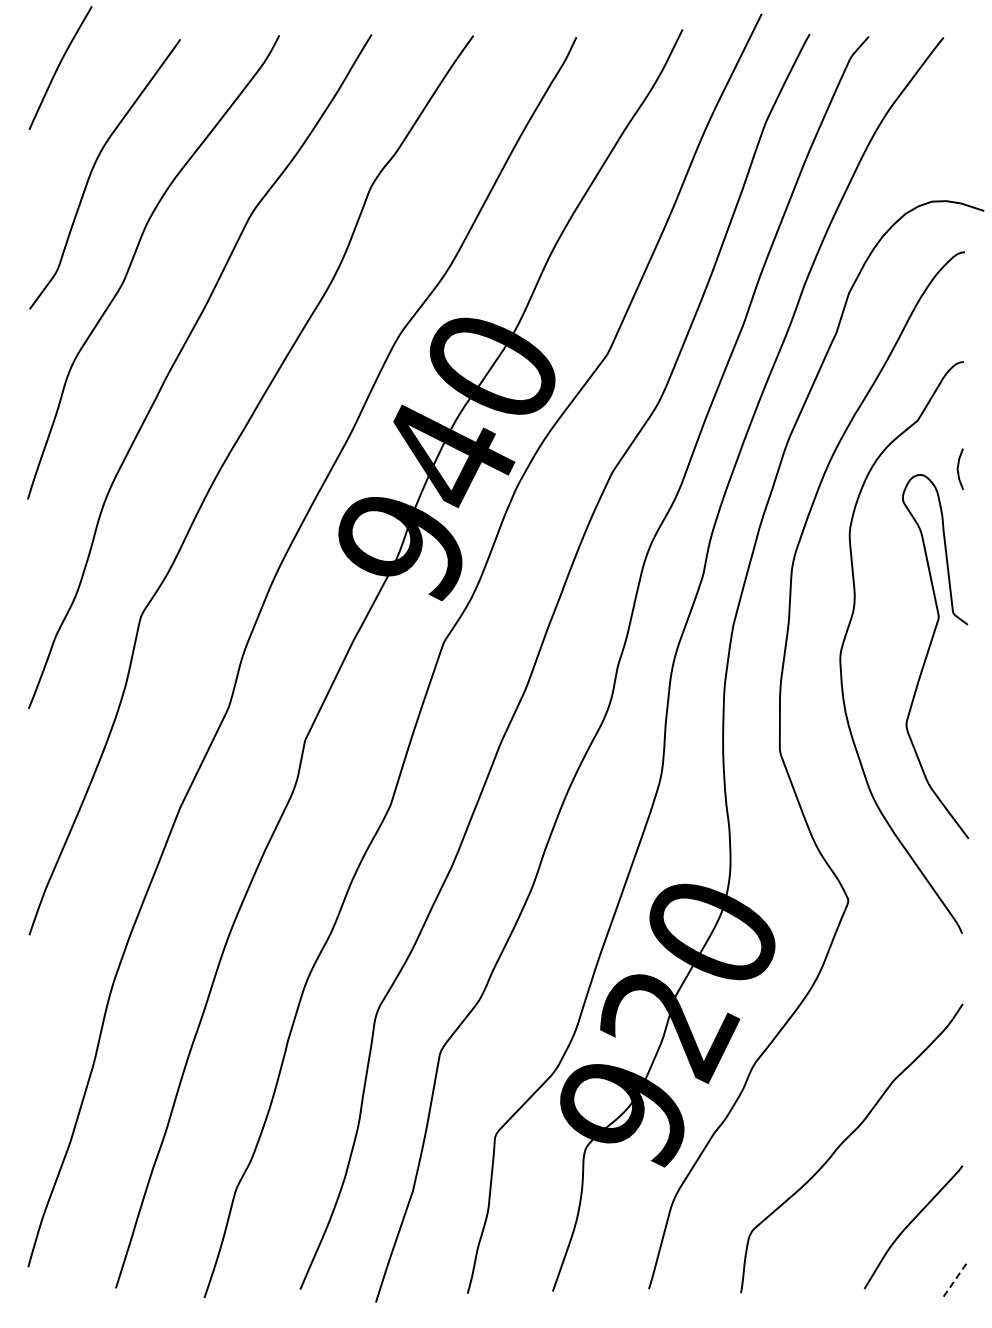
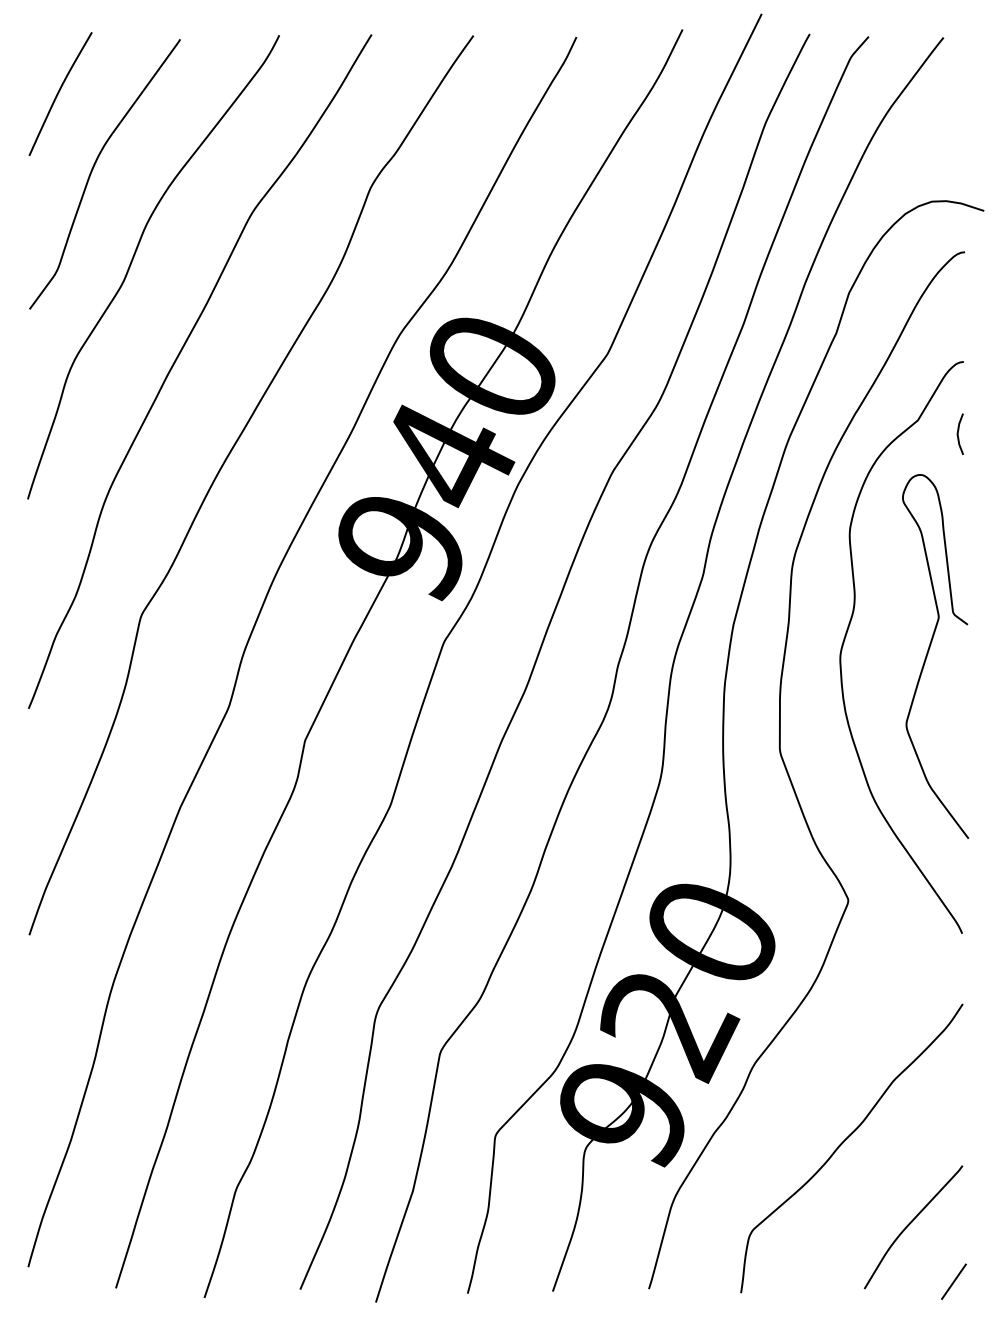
curve position: (59, 66) -> (59, 92) (59, 92)
line position: (958, 468) -> (958, 433) (958, 433)
line: dashed -> solid (954, 1281)
